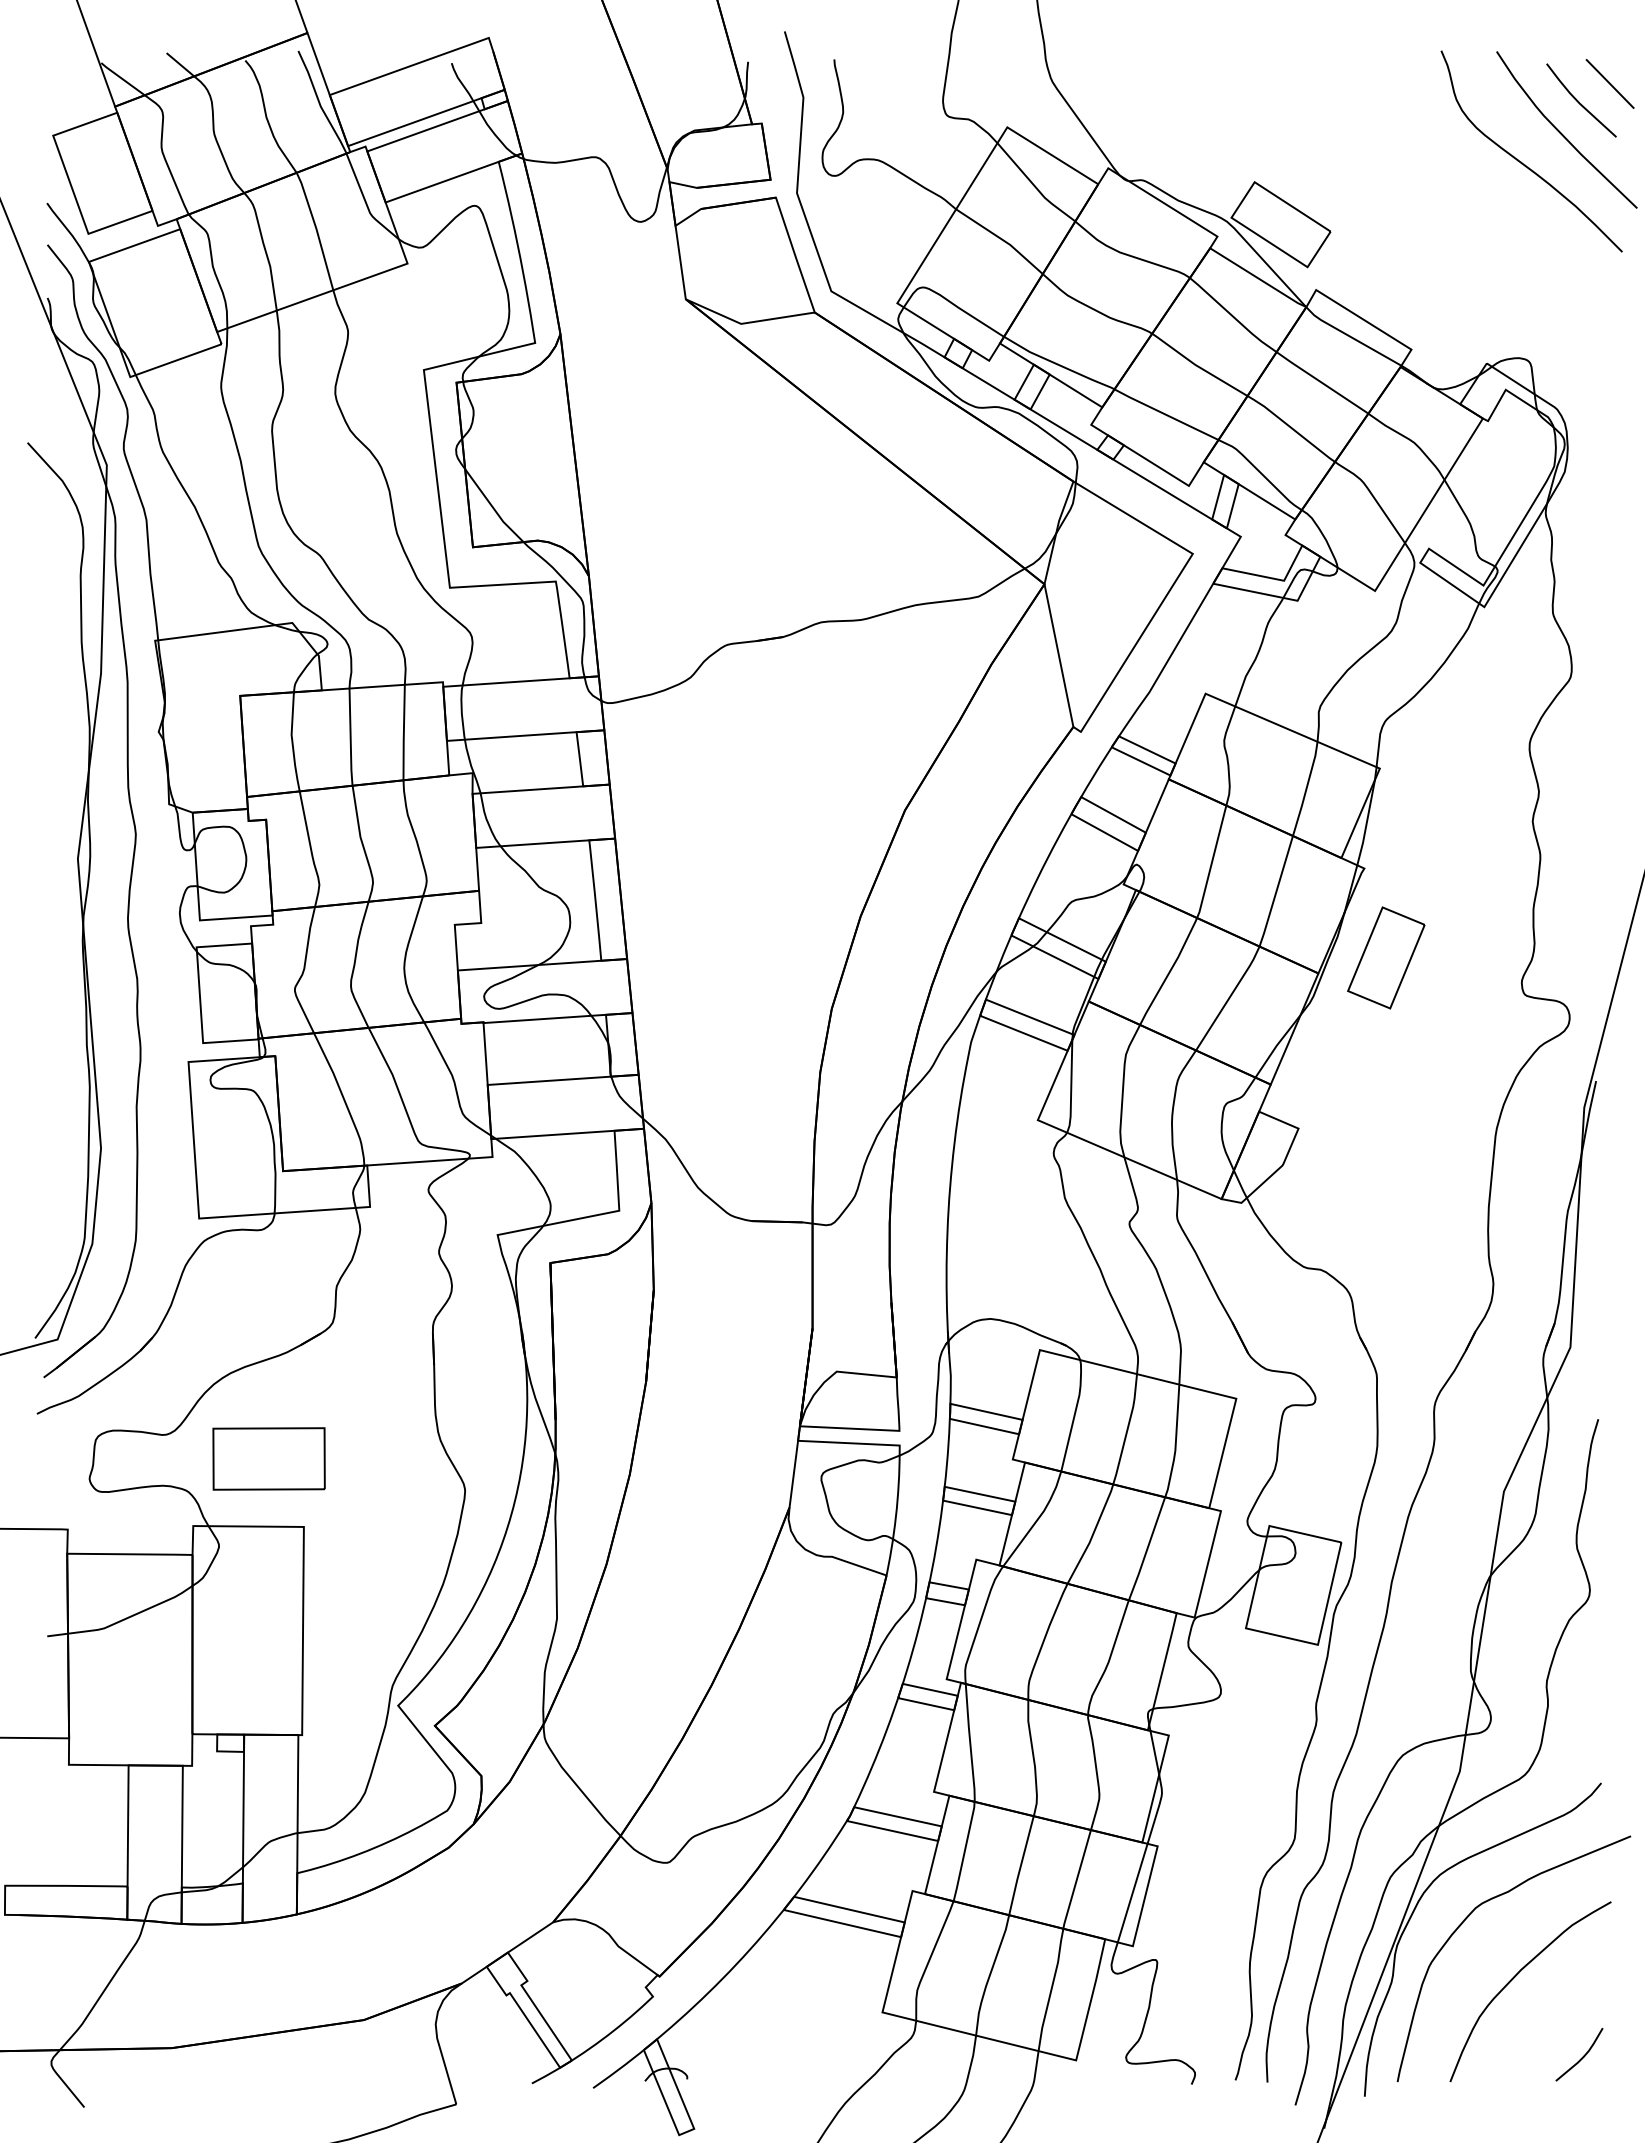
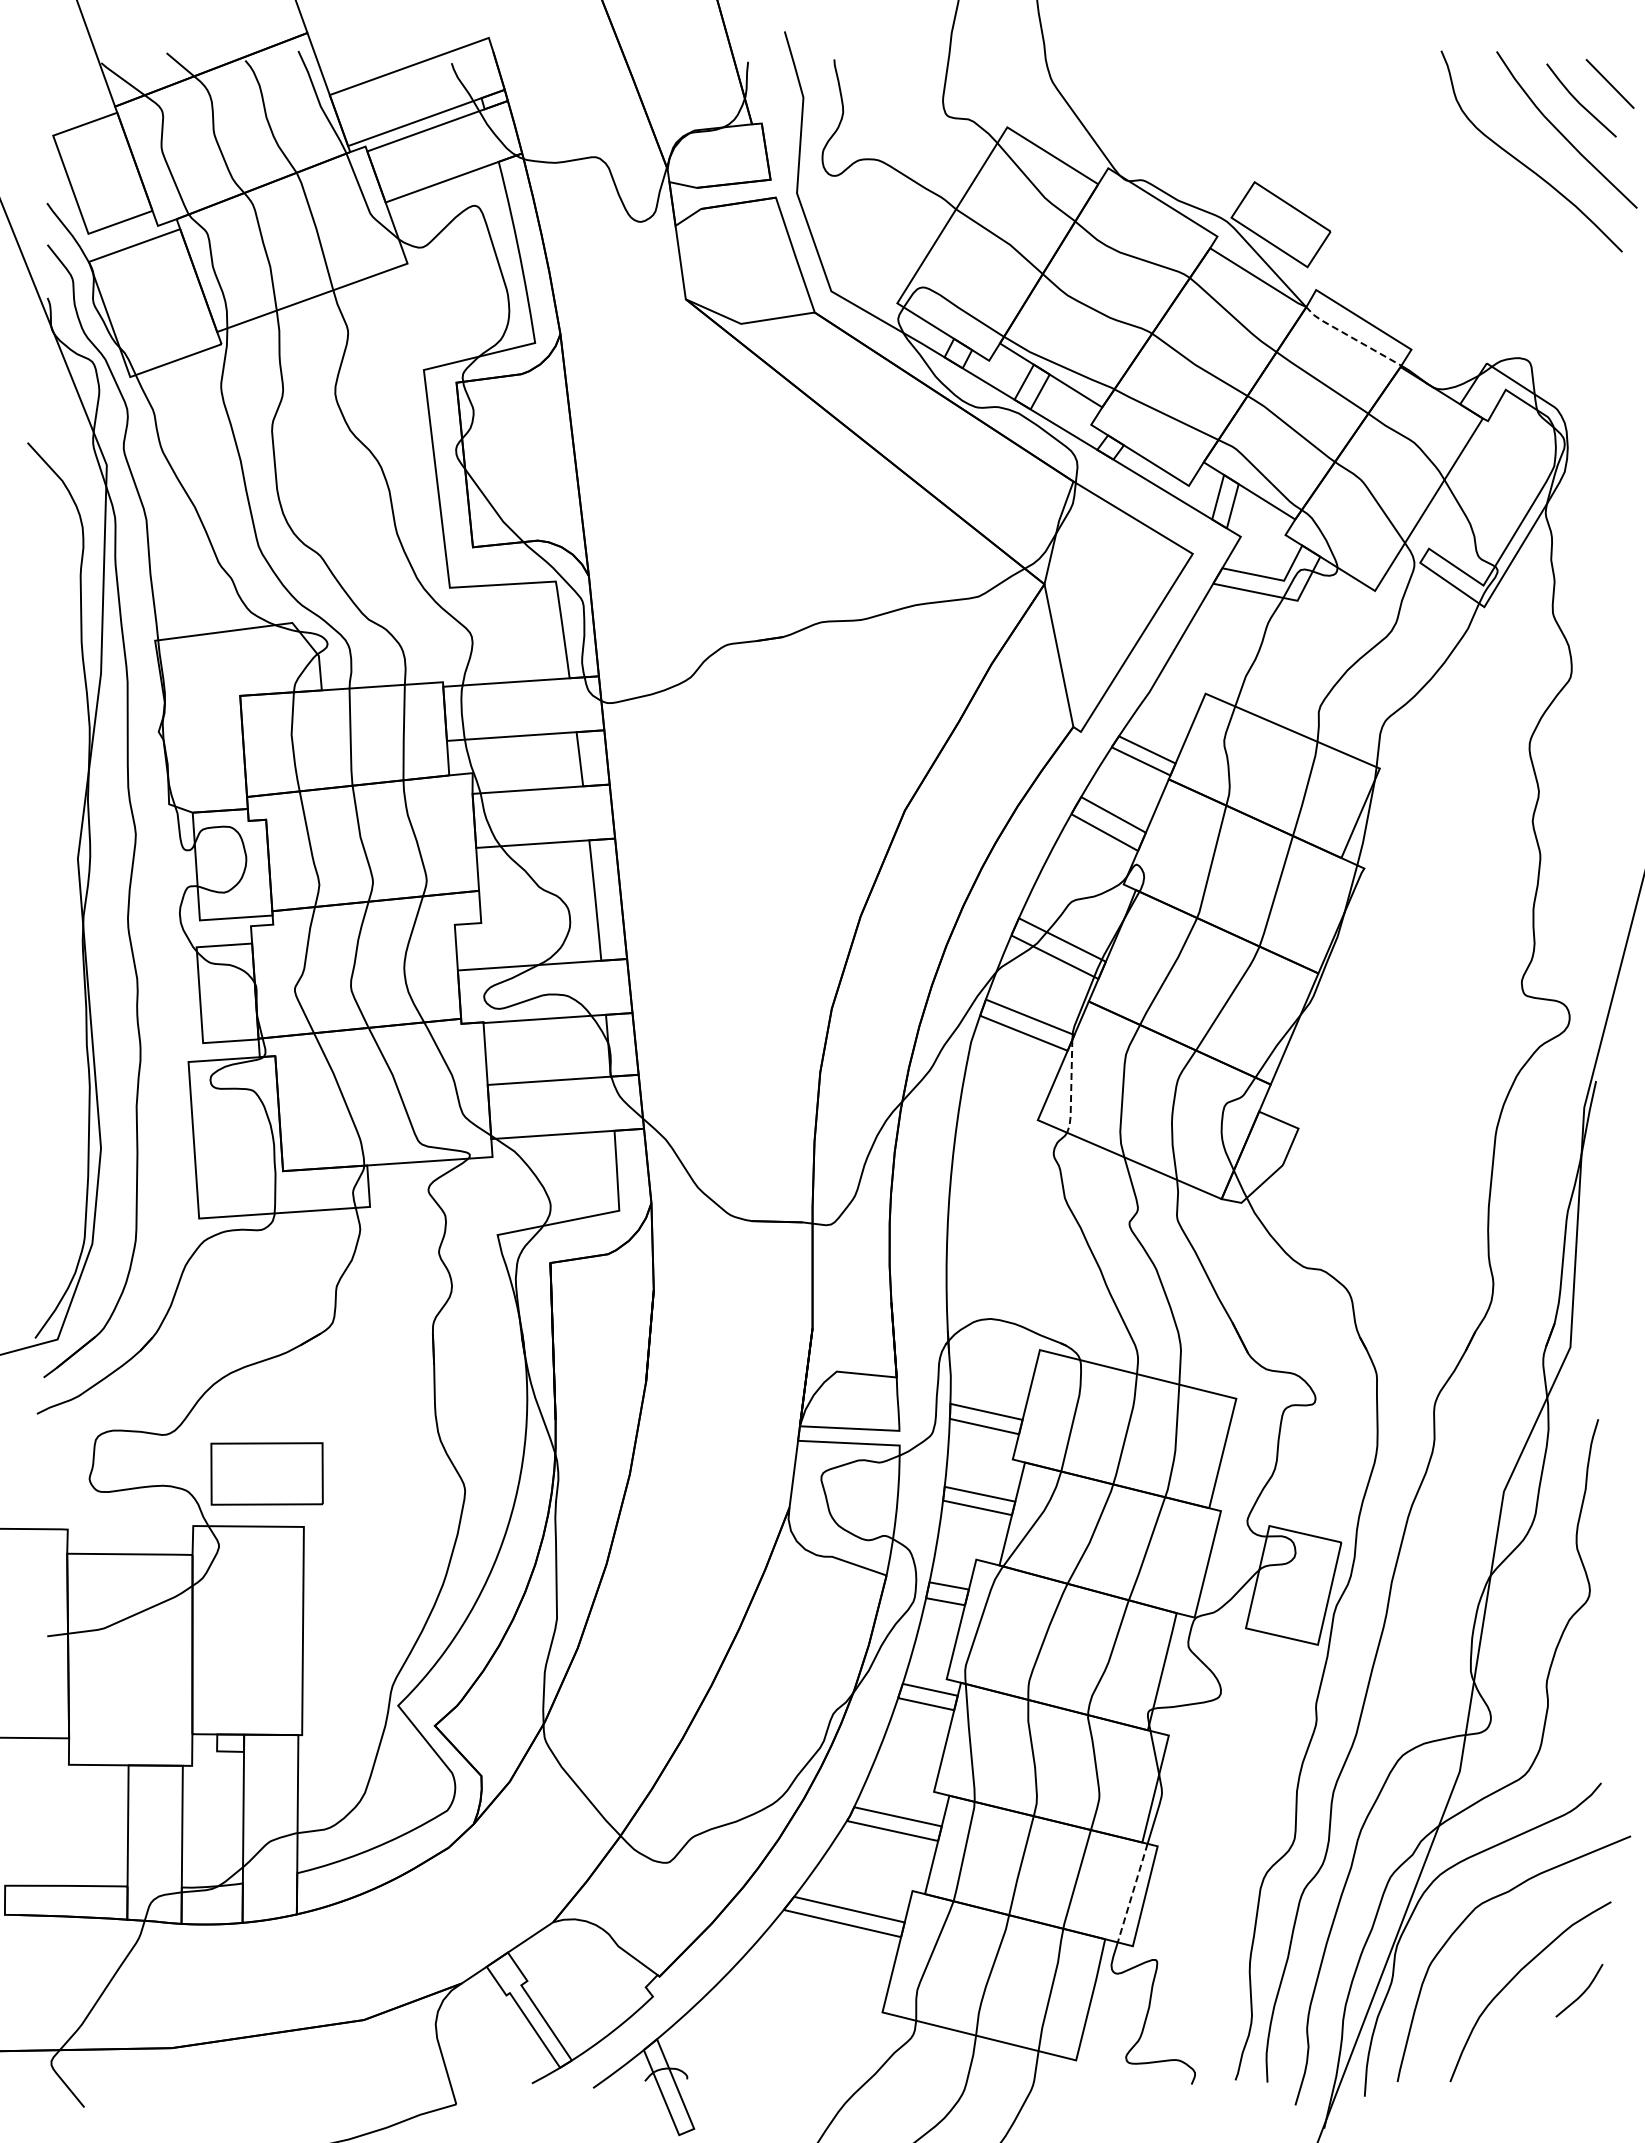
line: solid -> dashed (1351, 337)
part: present -> none (1386, 957)
line: solid -> dashed (1071, 1088)
part position: (268, 1458) -> (266, 1473) (266, 1473)
line: solid -> dashed (1132, 1893)
curve position: (1582, 2056) -> (1582, 1992) (1582, 1992)
